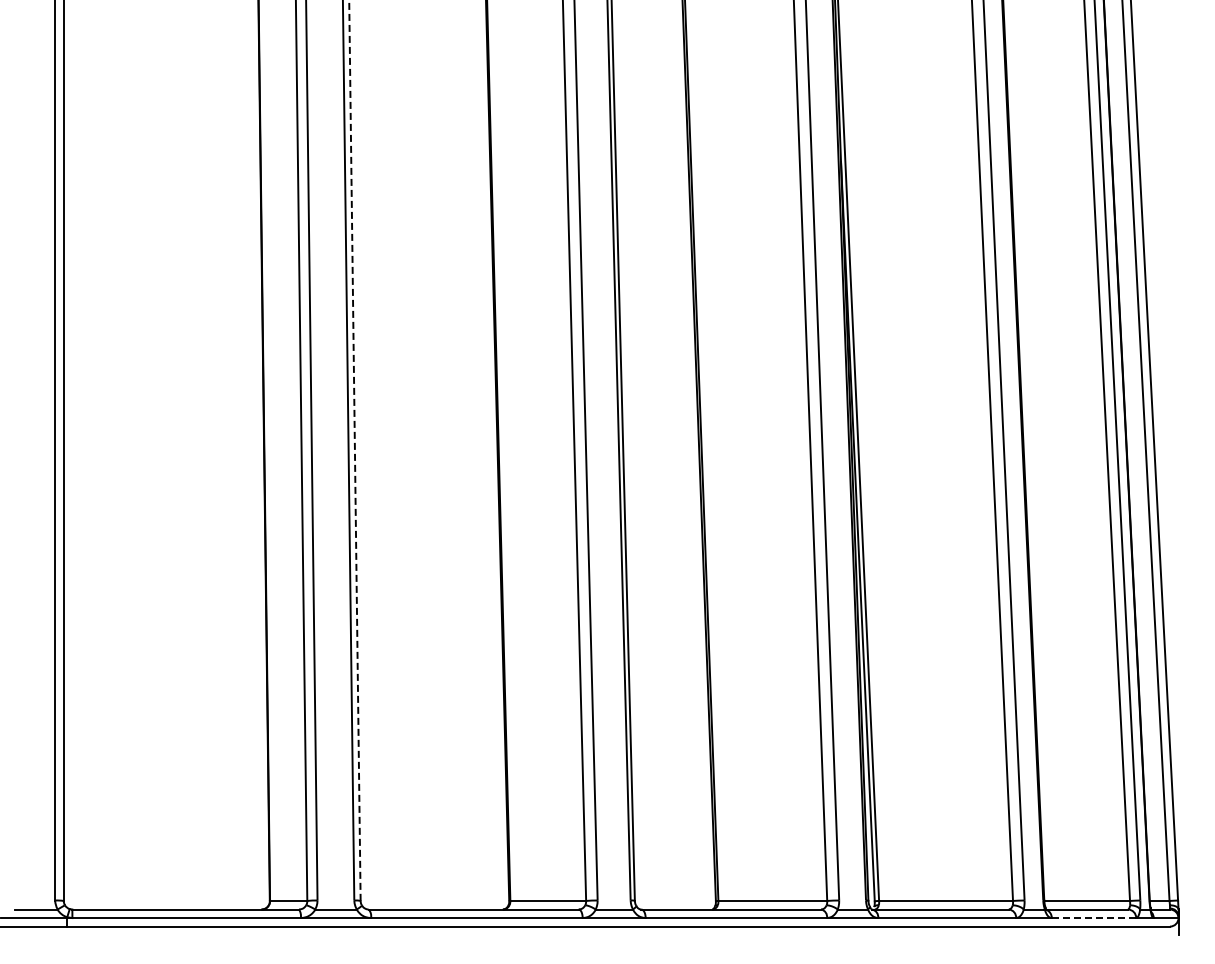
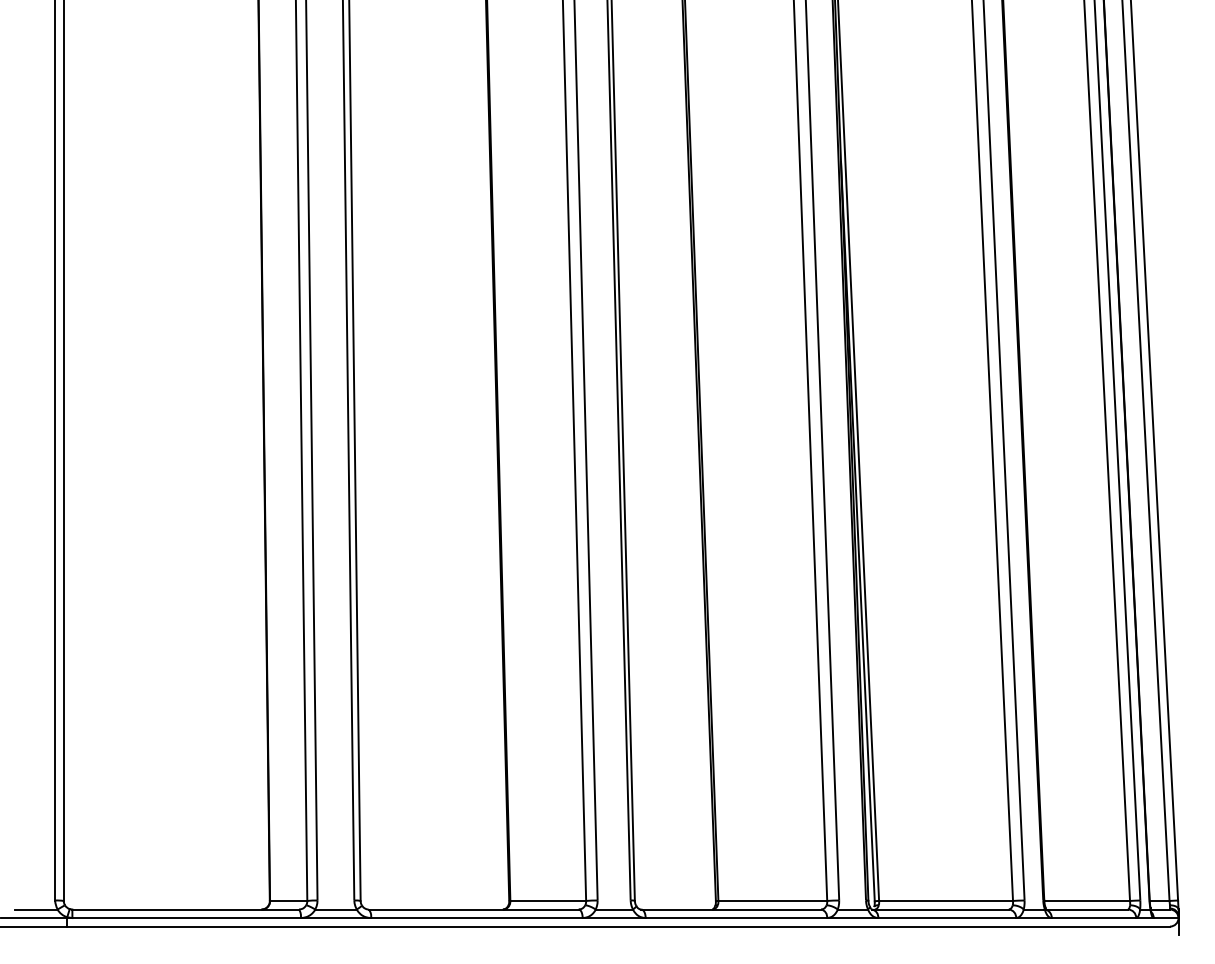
line: dashed -> solid (354, 449)
line: dashed -> solid (1093, 918)
